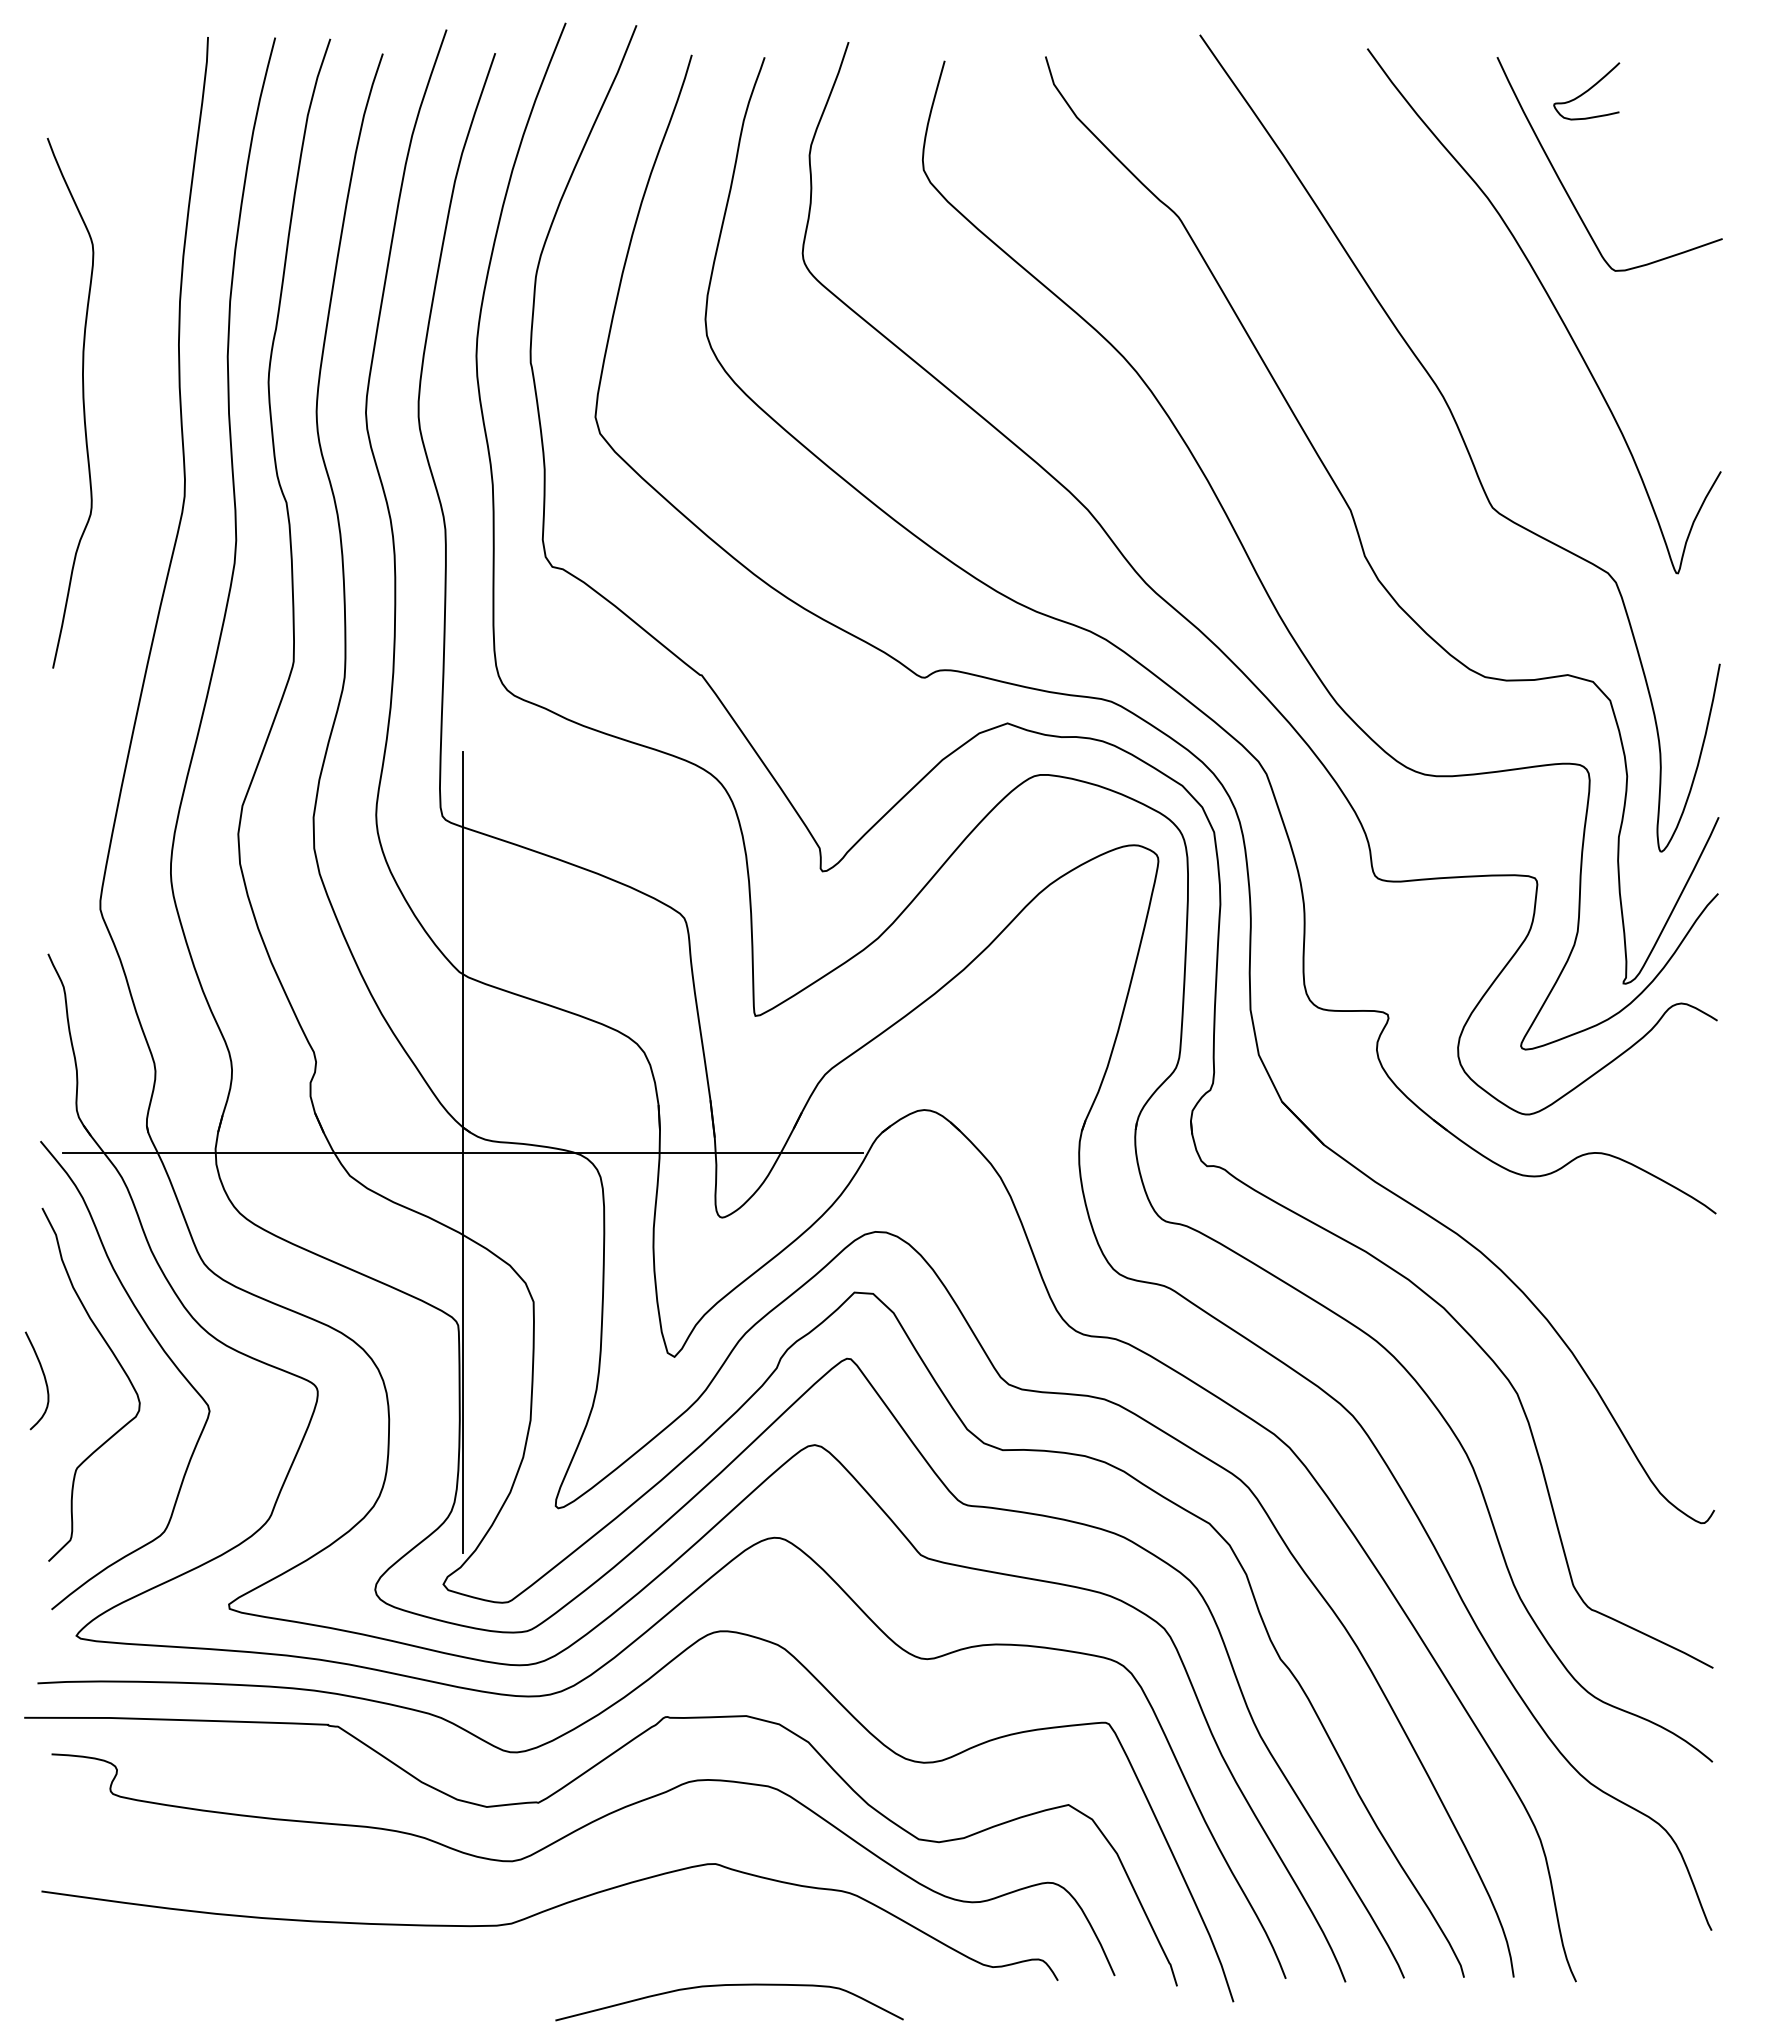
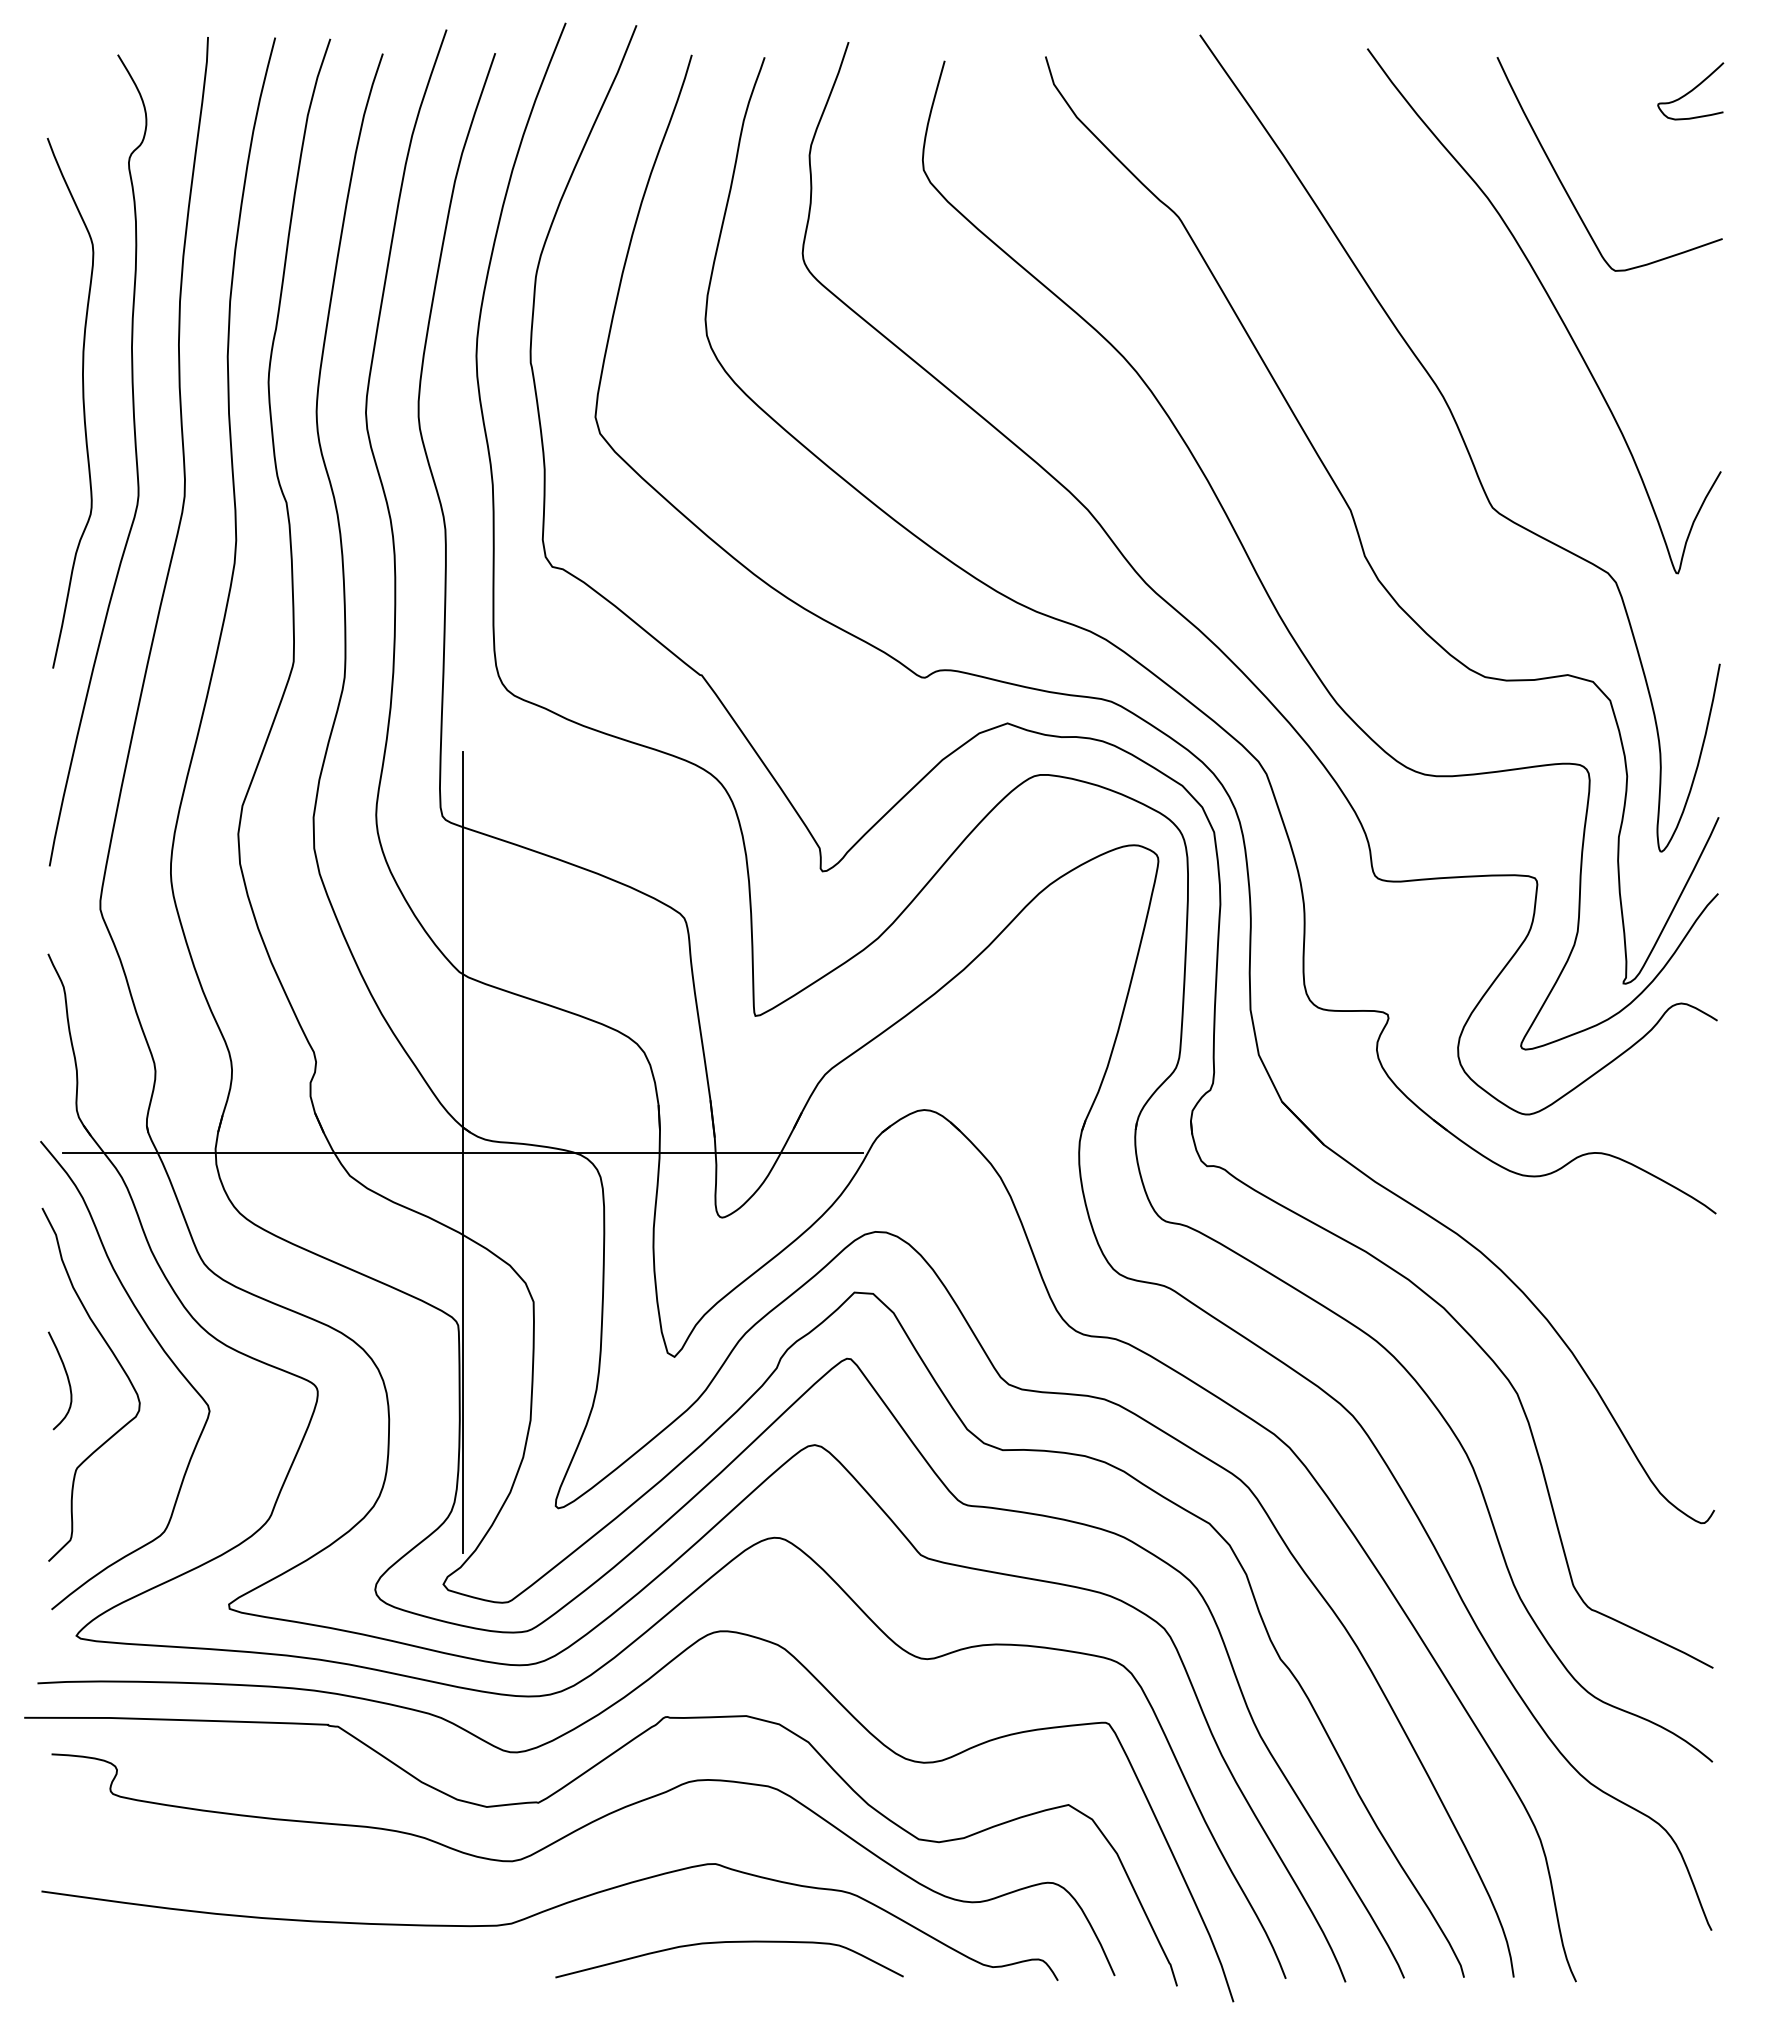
curve position: (1586, 91) -> (1690, 91) (1690, 91)
curve: none -> present (135, 460)
curve position: (44, 1380) -> (67, 1380) (67, 1380)
curve position: (729, 1985) -> (729, 1942) (729, 1942)
